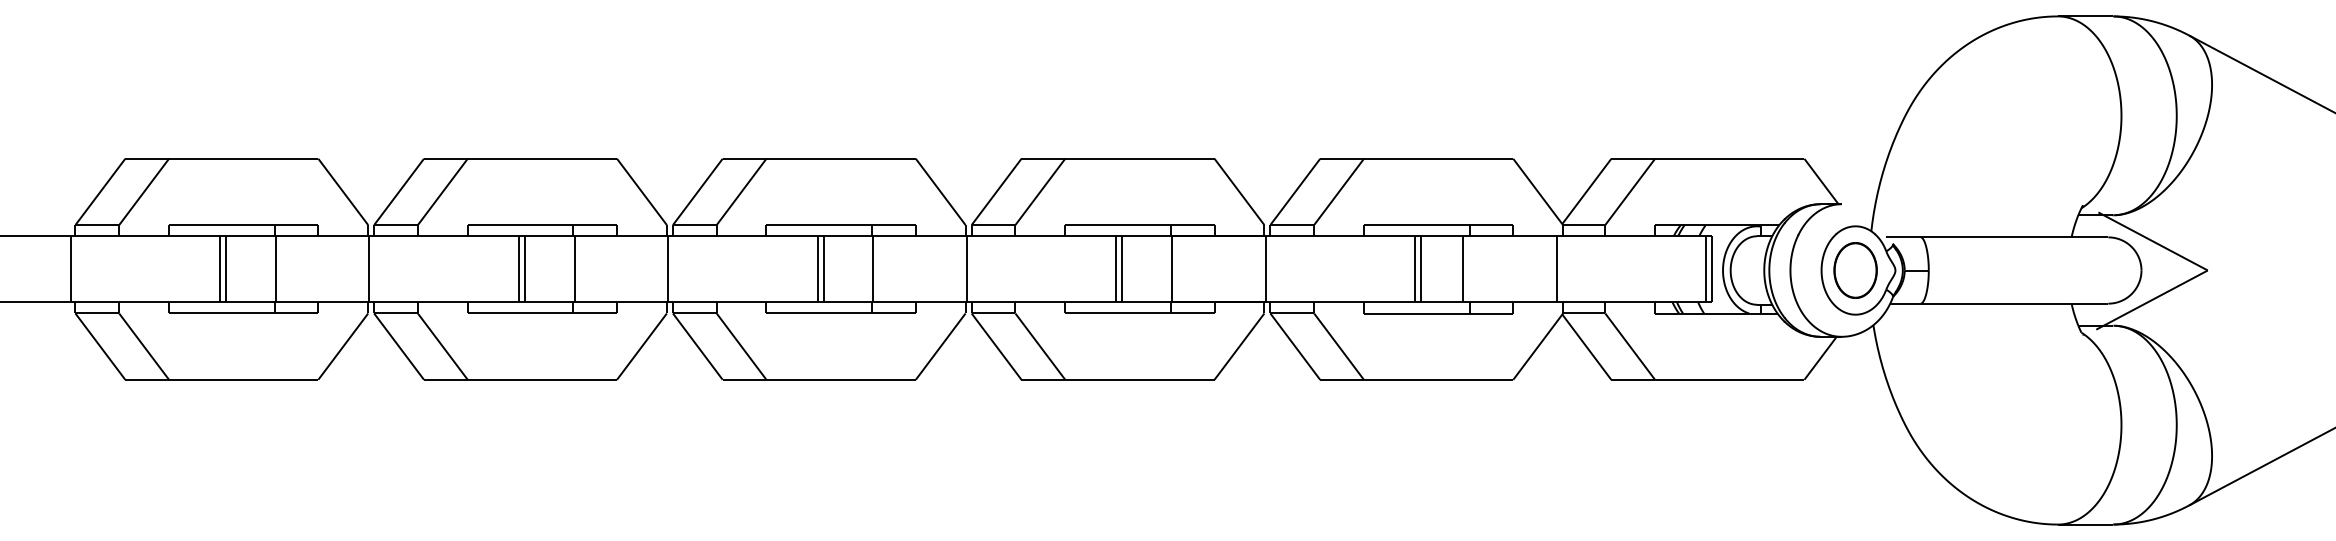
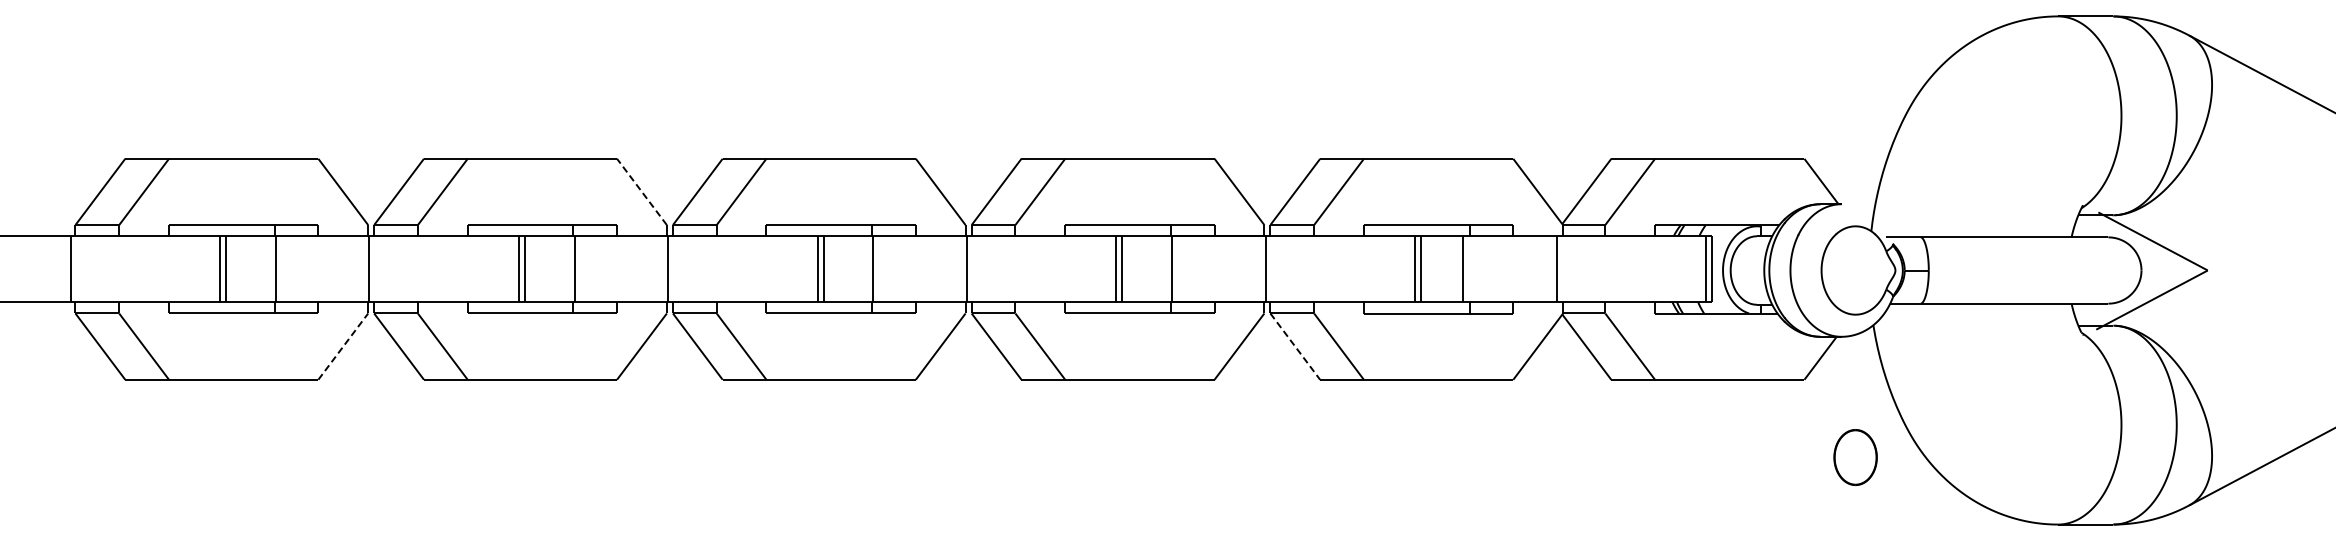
line: solid -> dashed (641, 191)
part position: (1855, 270) -> (1855, 457) (1855, 457)
line: solid -> dashed (343, 346)
line: solid -> dashed (1295, 347)
